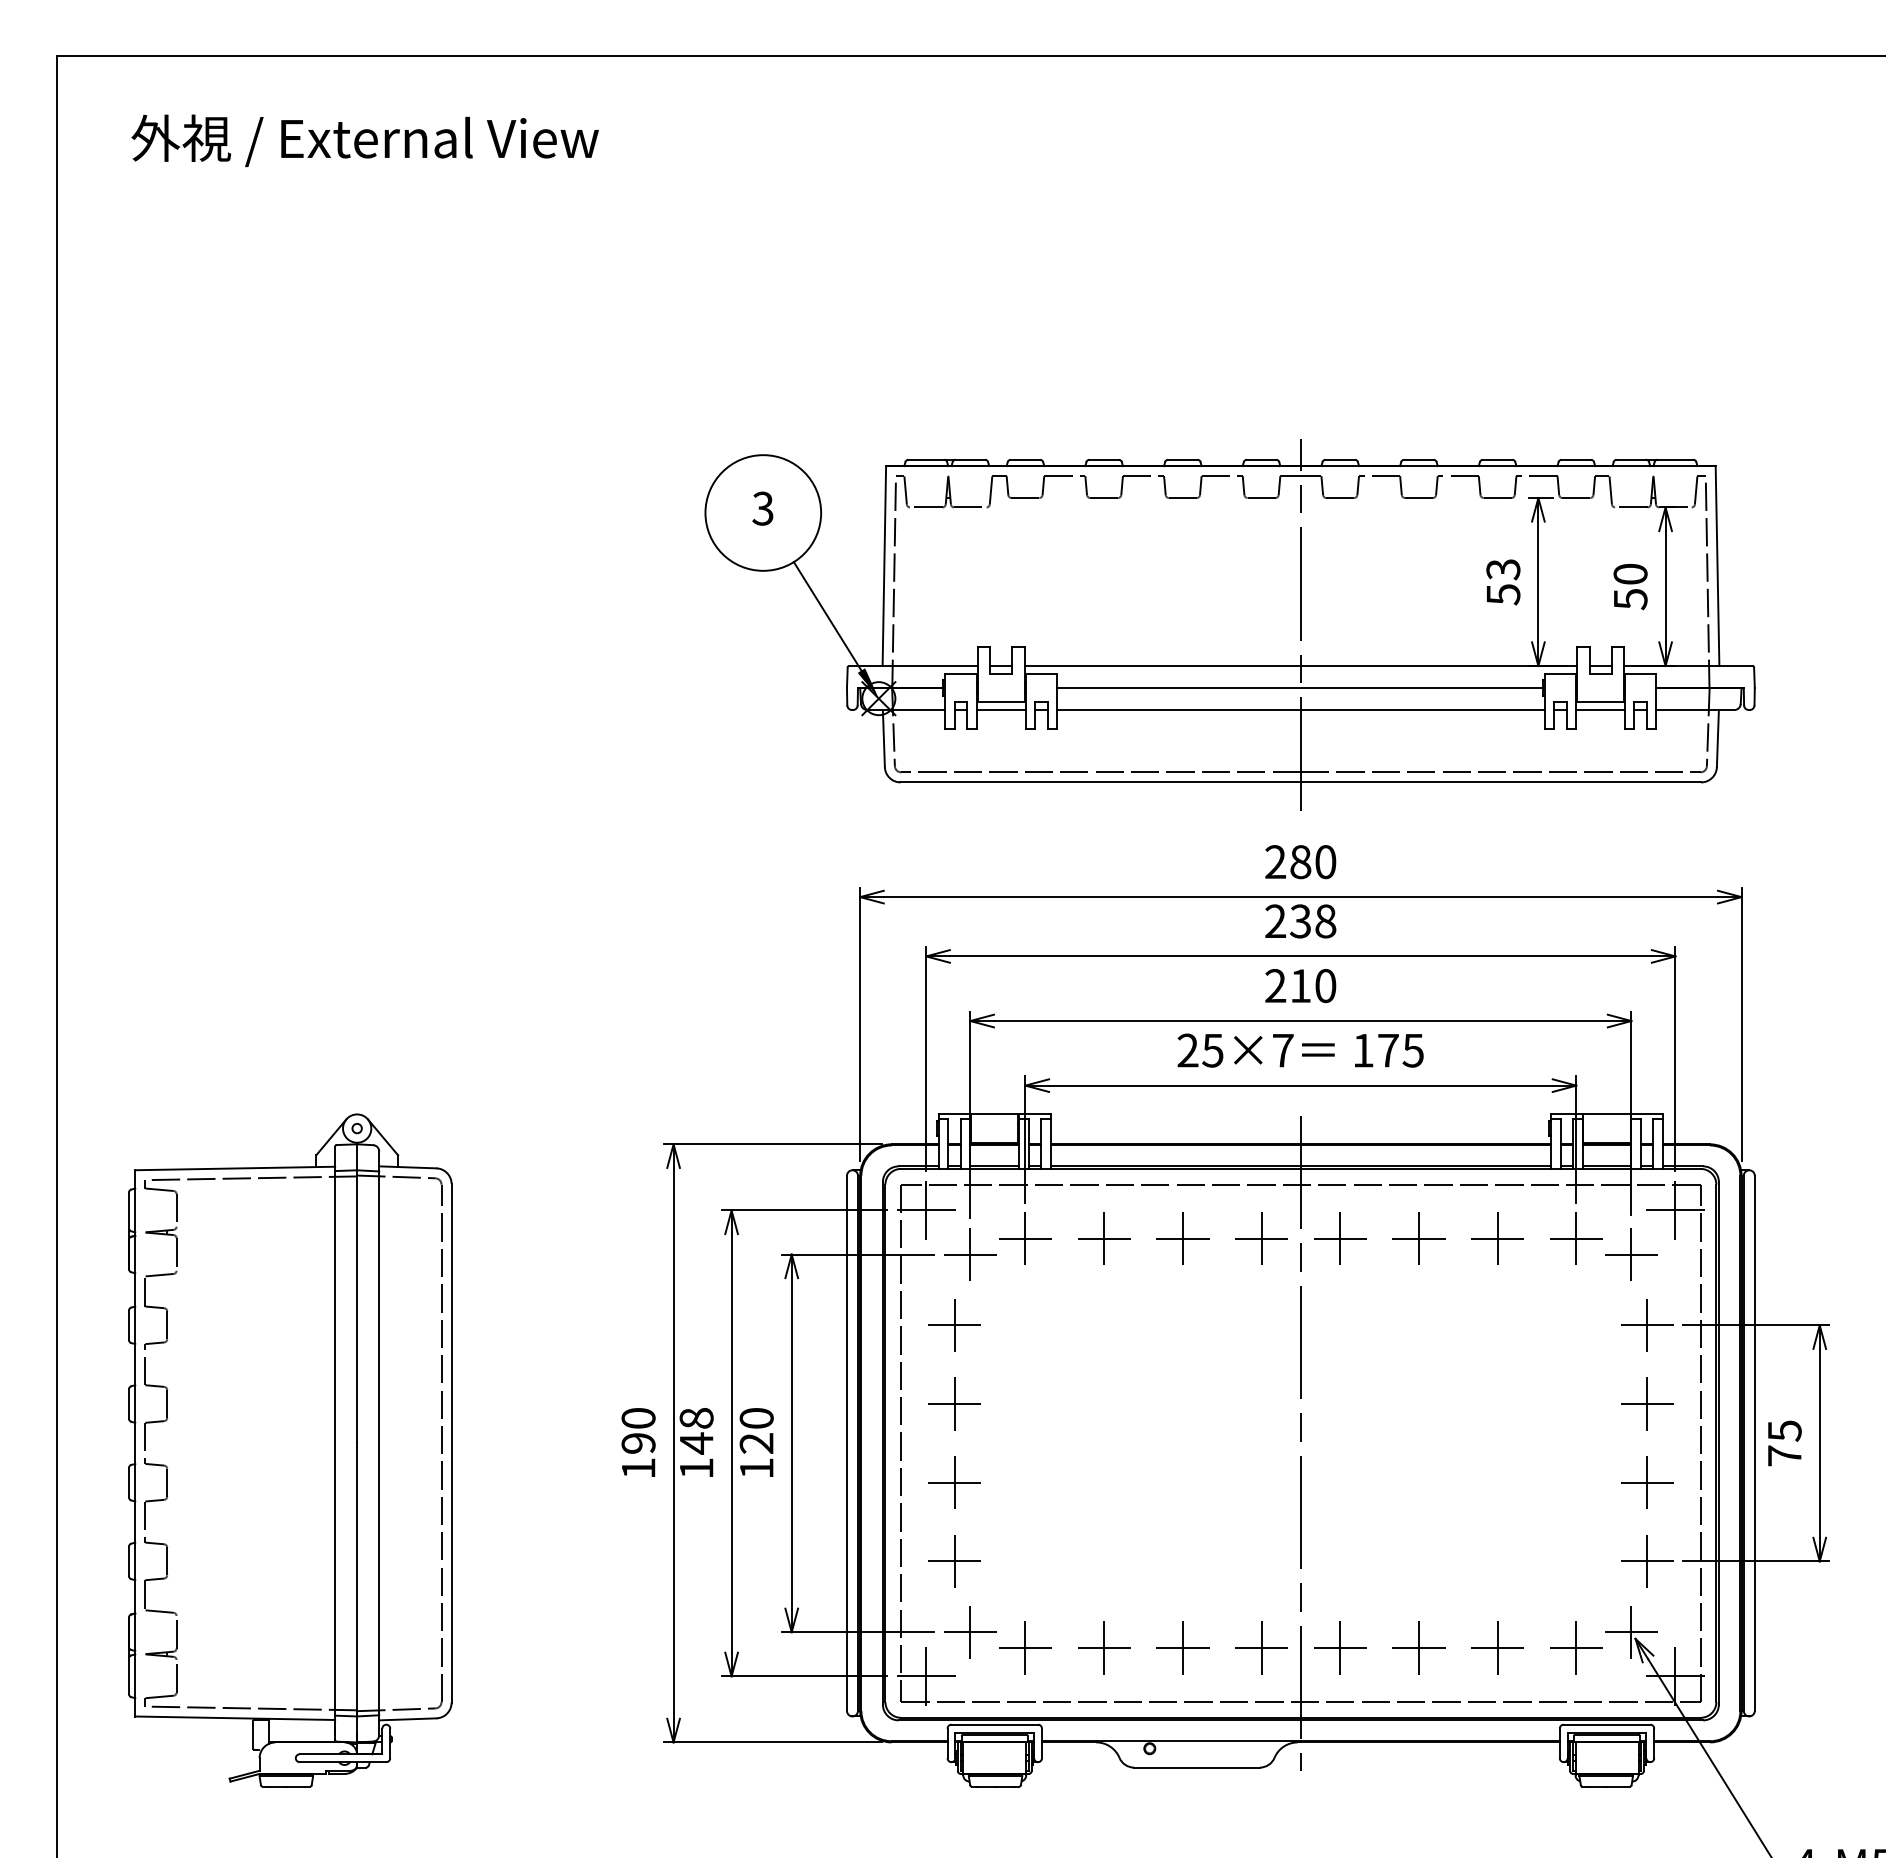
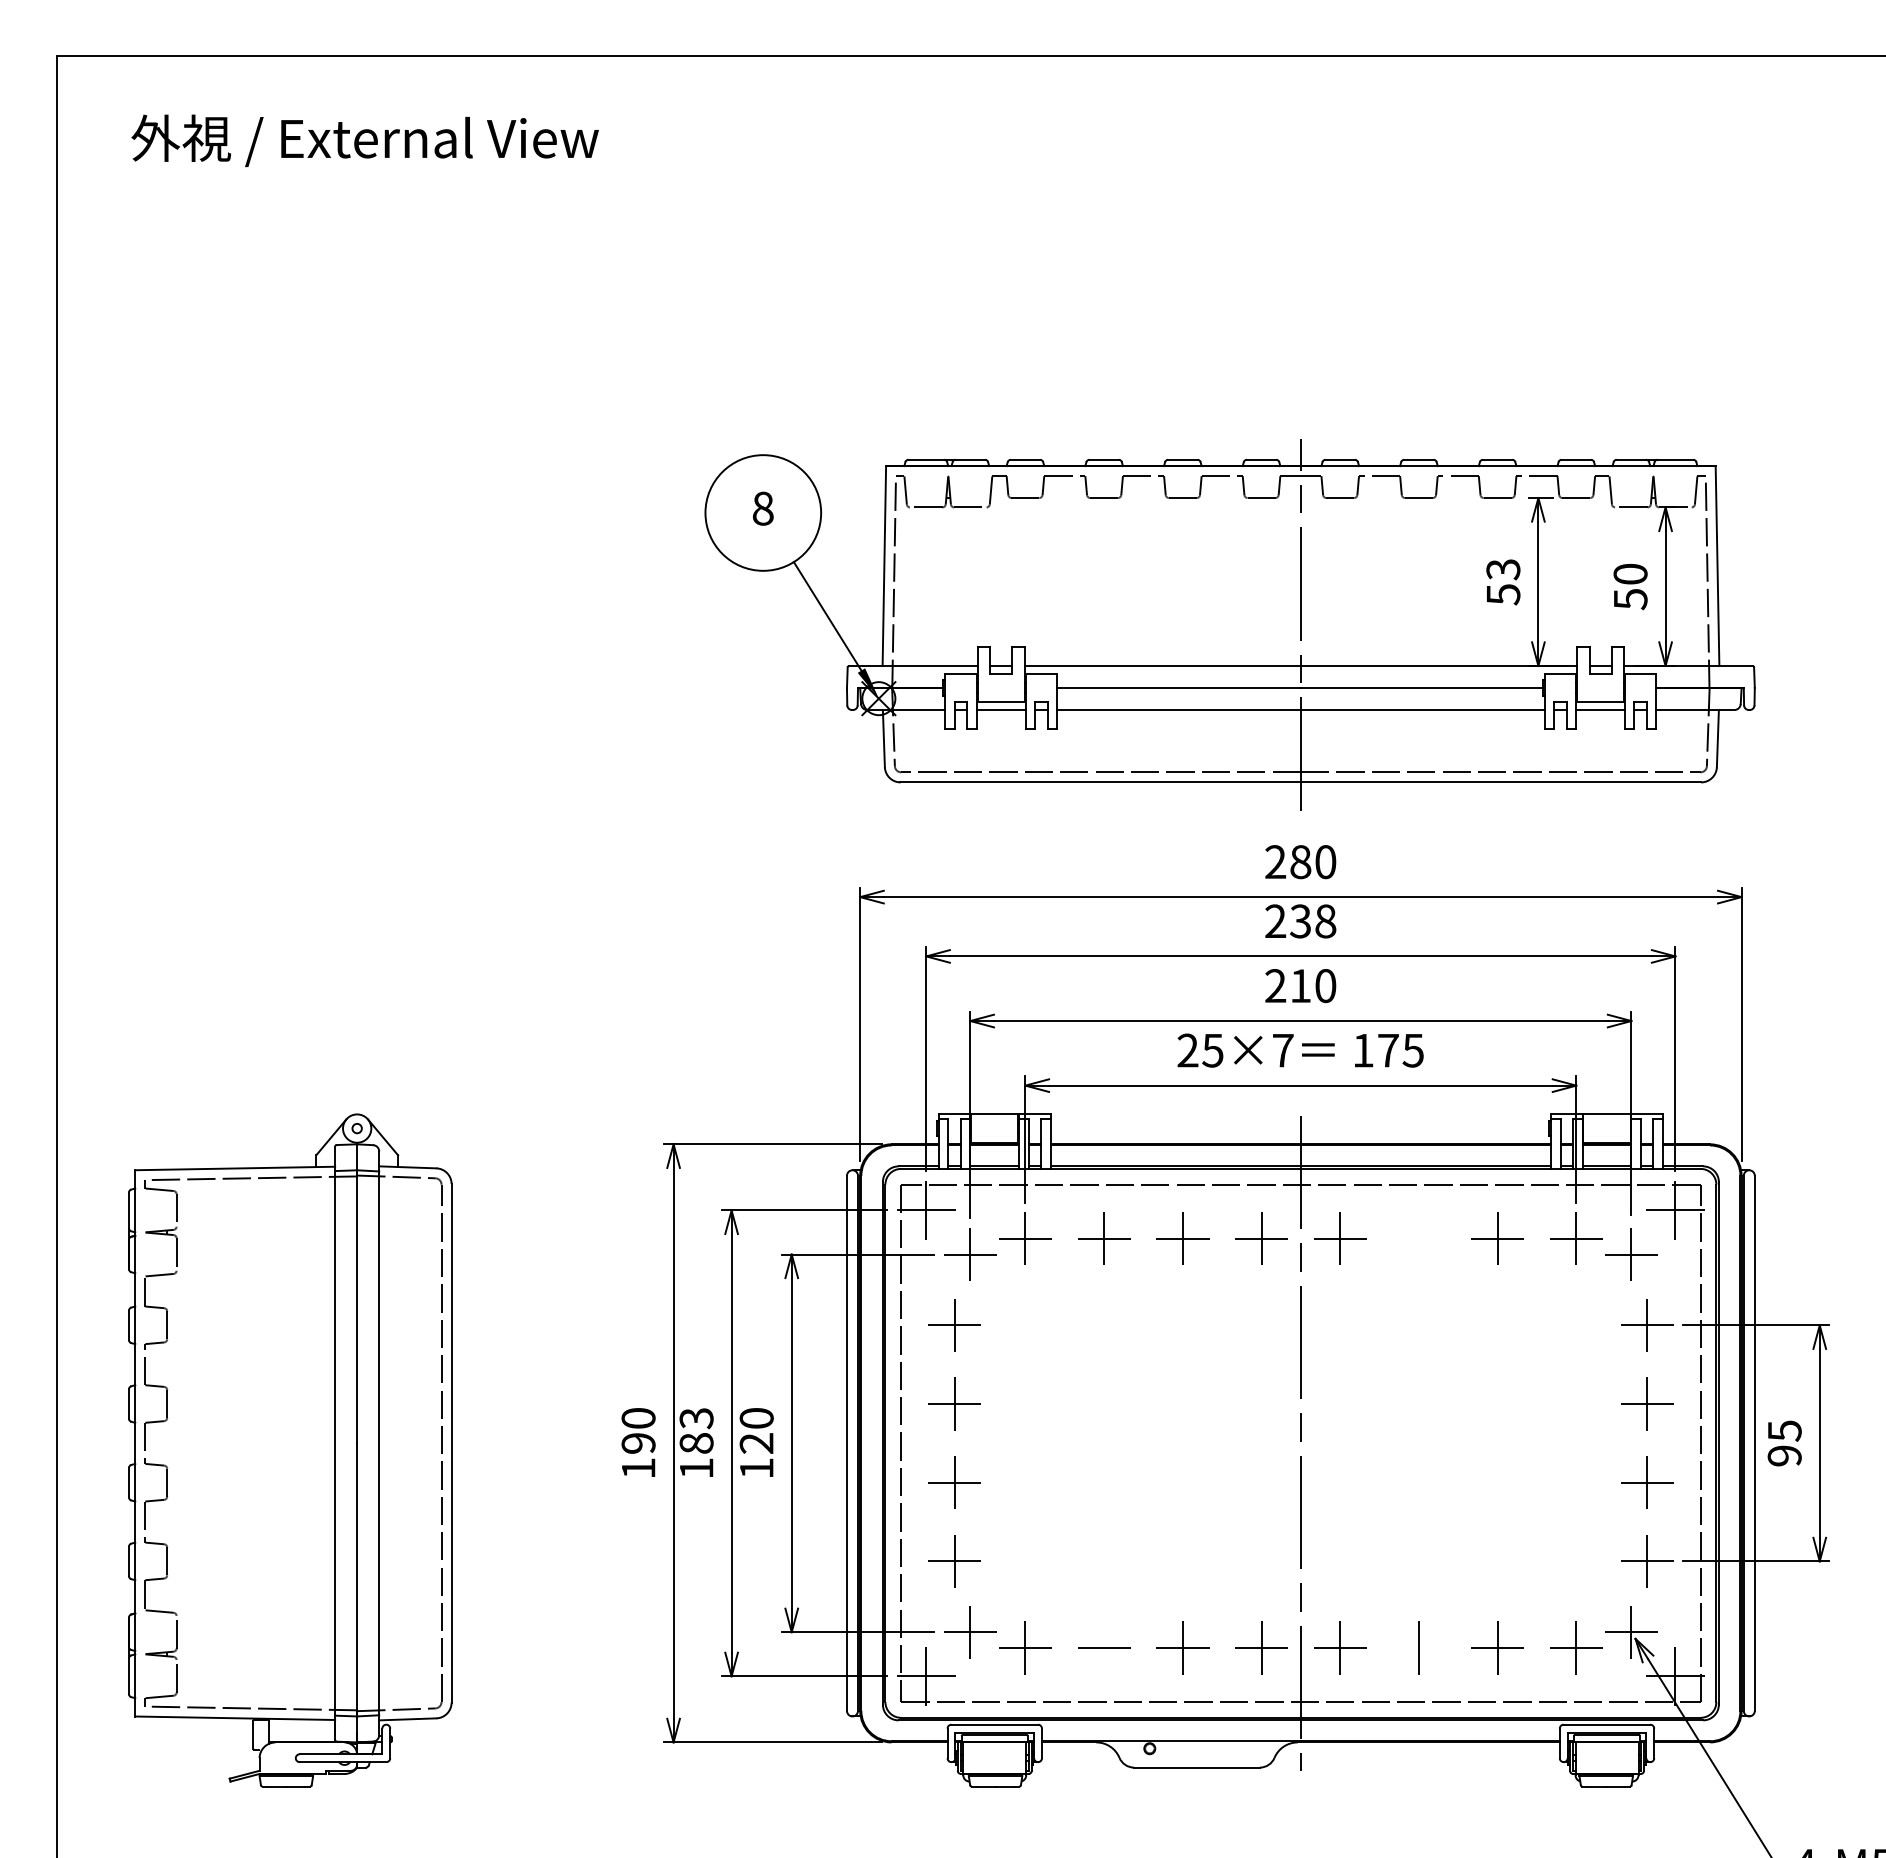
text: 3 -> 8 (762, 508)
part: present -> none (1418, 1238)
text: 148 -> 183 (696, 1431)
text: 75 -> 95 (1784, 1455)
line: present -> none (1104, 1647)
line: present -> none (1418, 1647)
